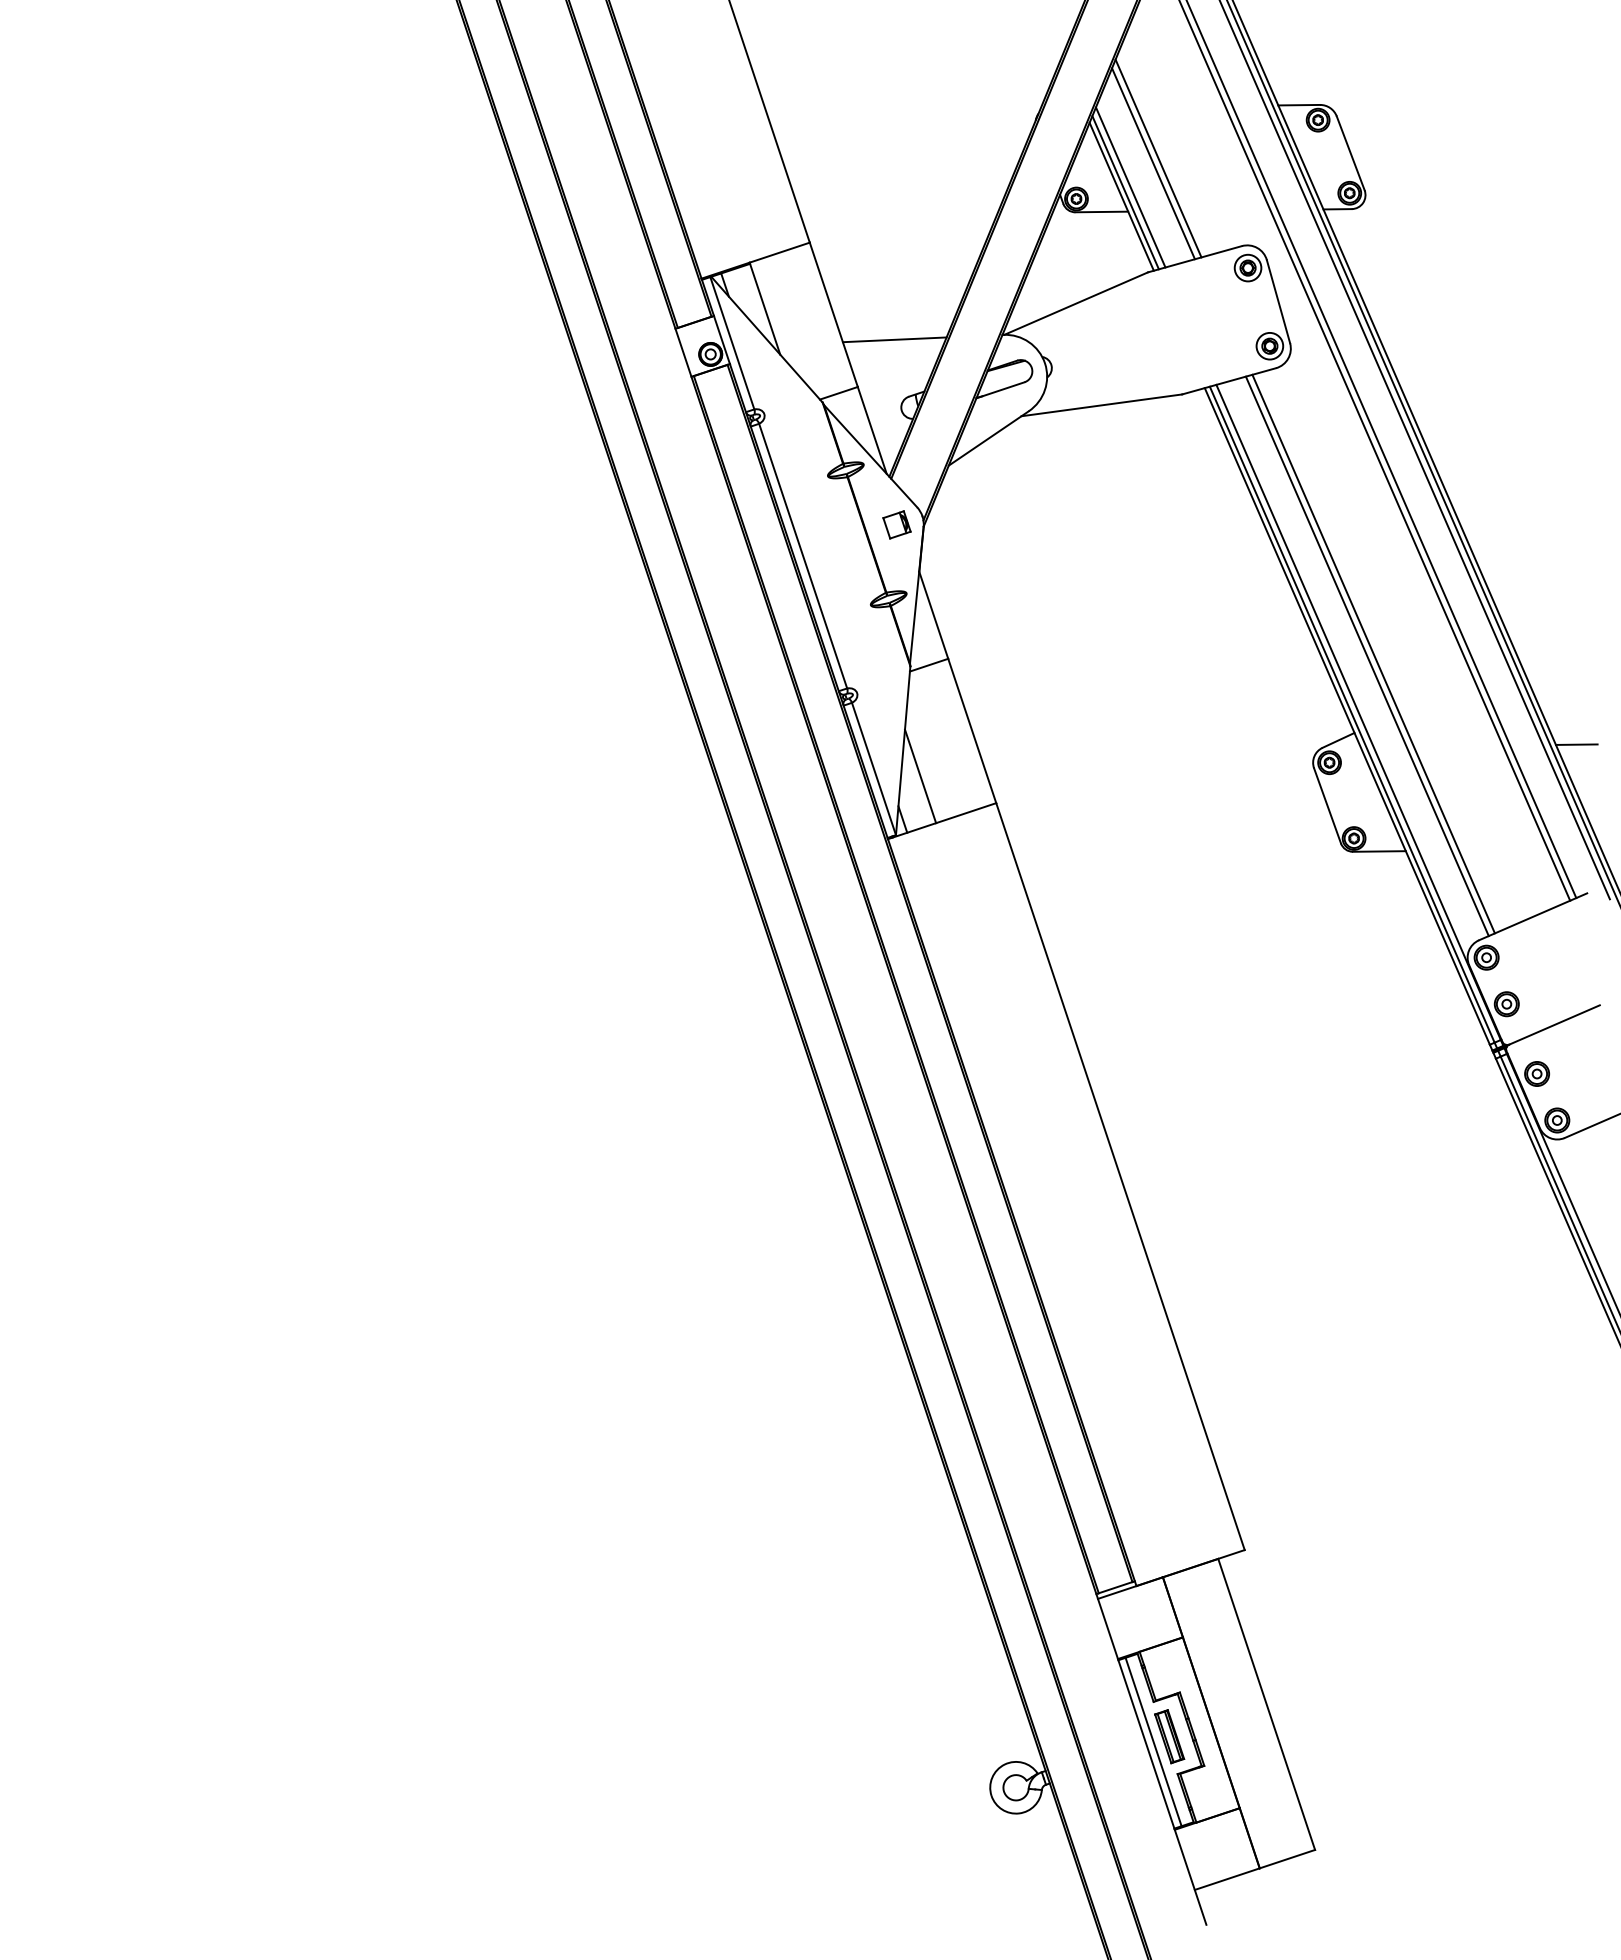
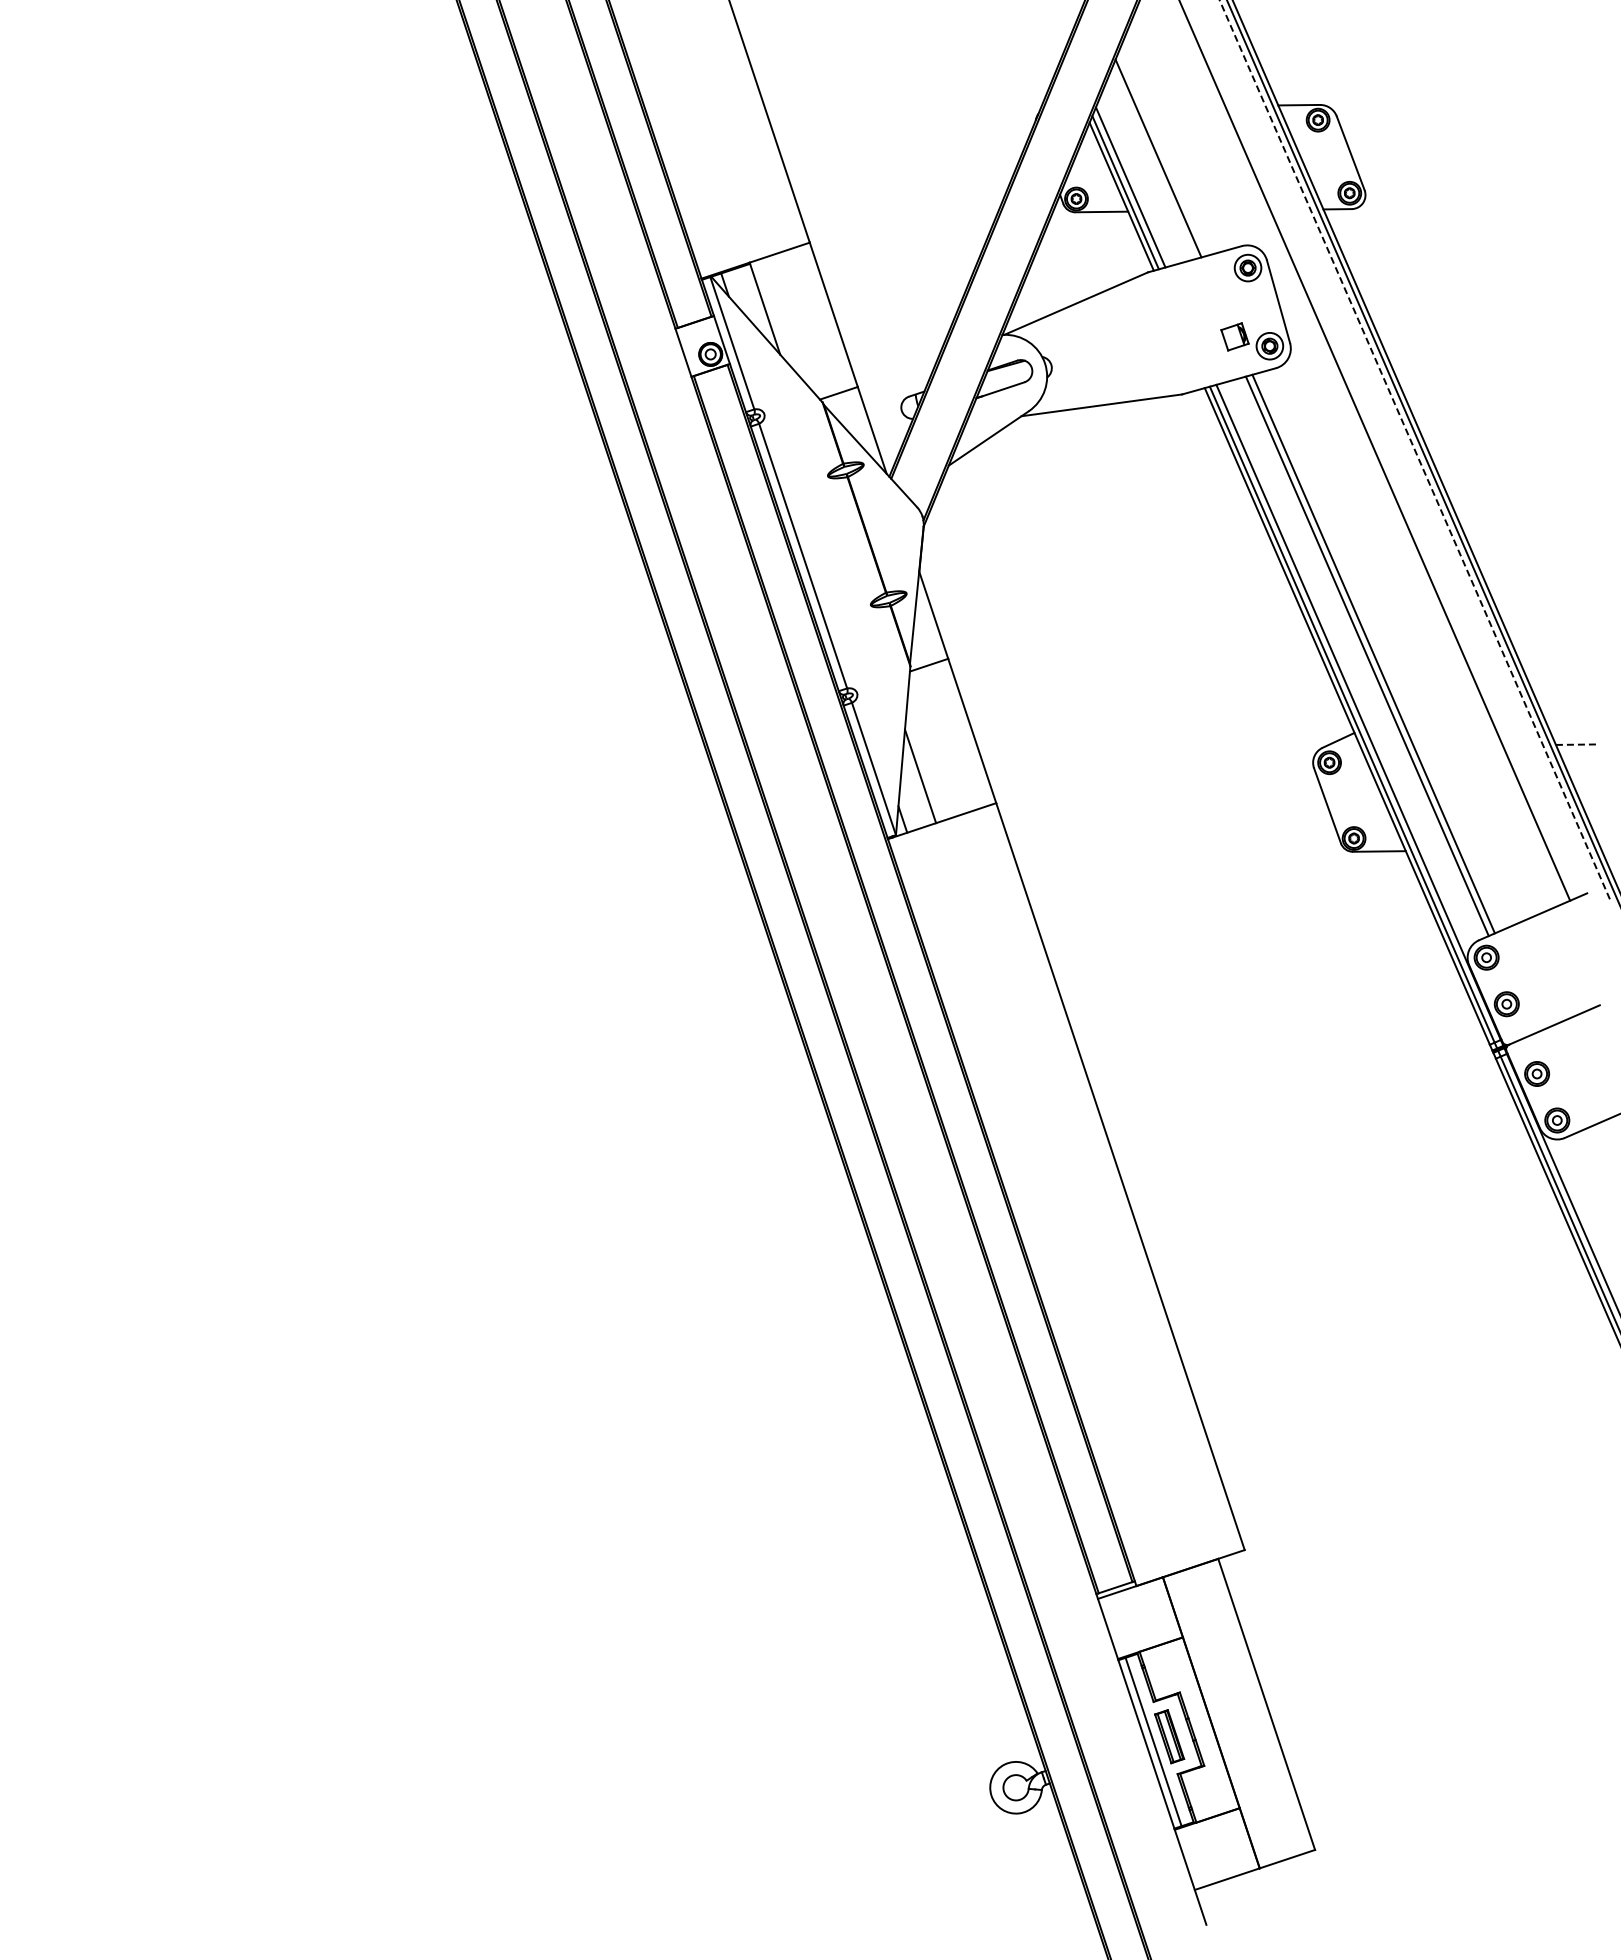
line: present -> none (1153, 163)
line: present -> none (894, 339)
line: solid -> dashed (1414, 449)
line: present -> none (1381, 450)
part position: (896, 524) -> (1234, 336) (1234, 336)
line: solid -> dashed (1576, 744)
